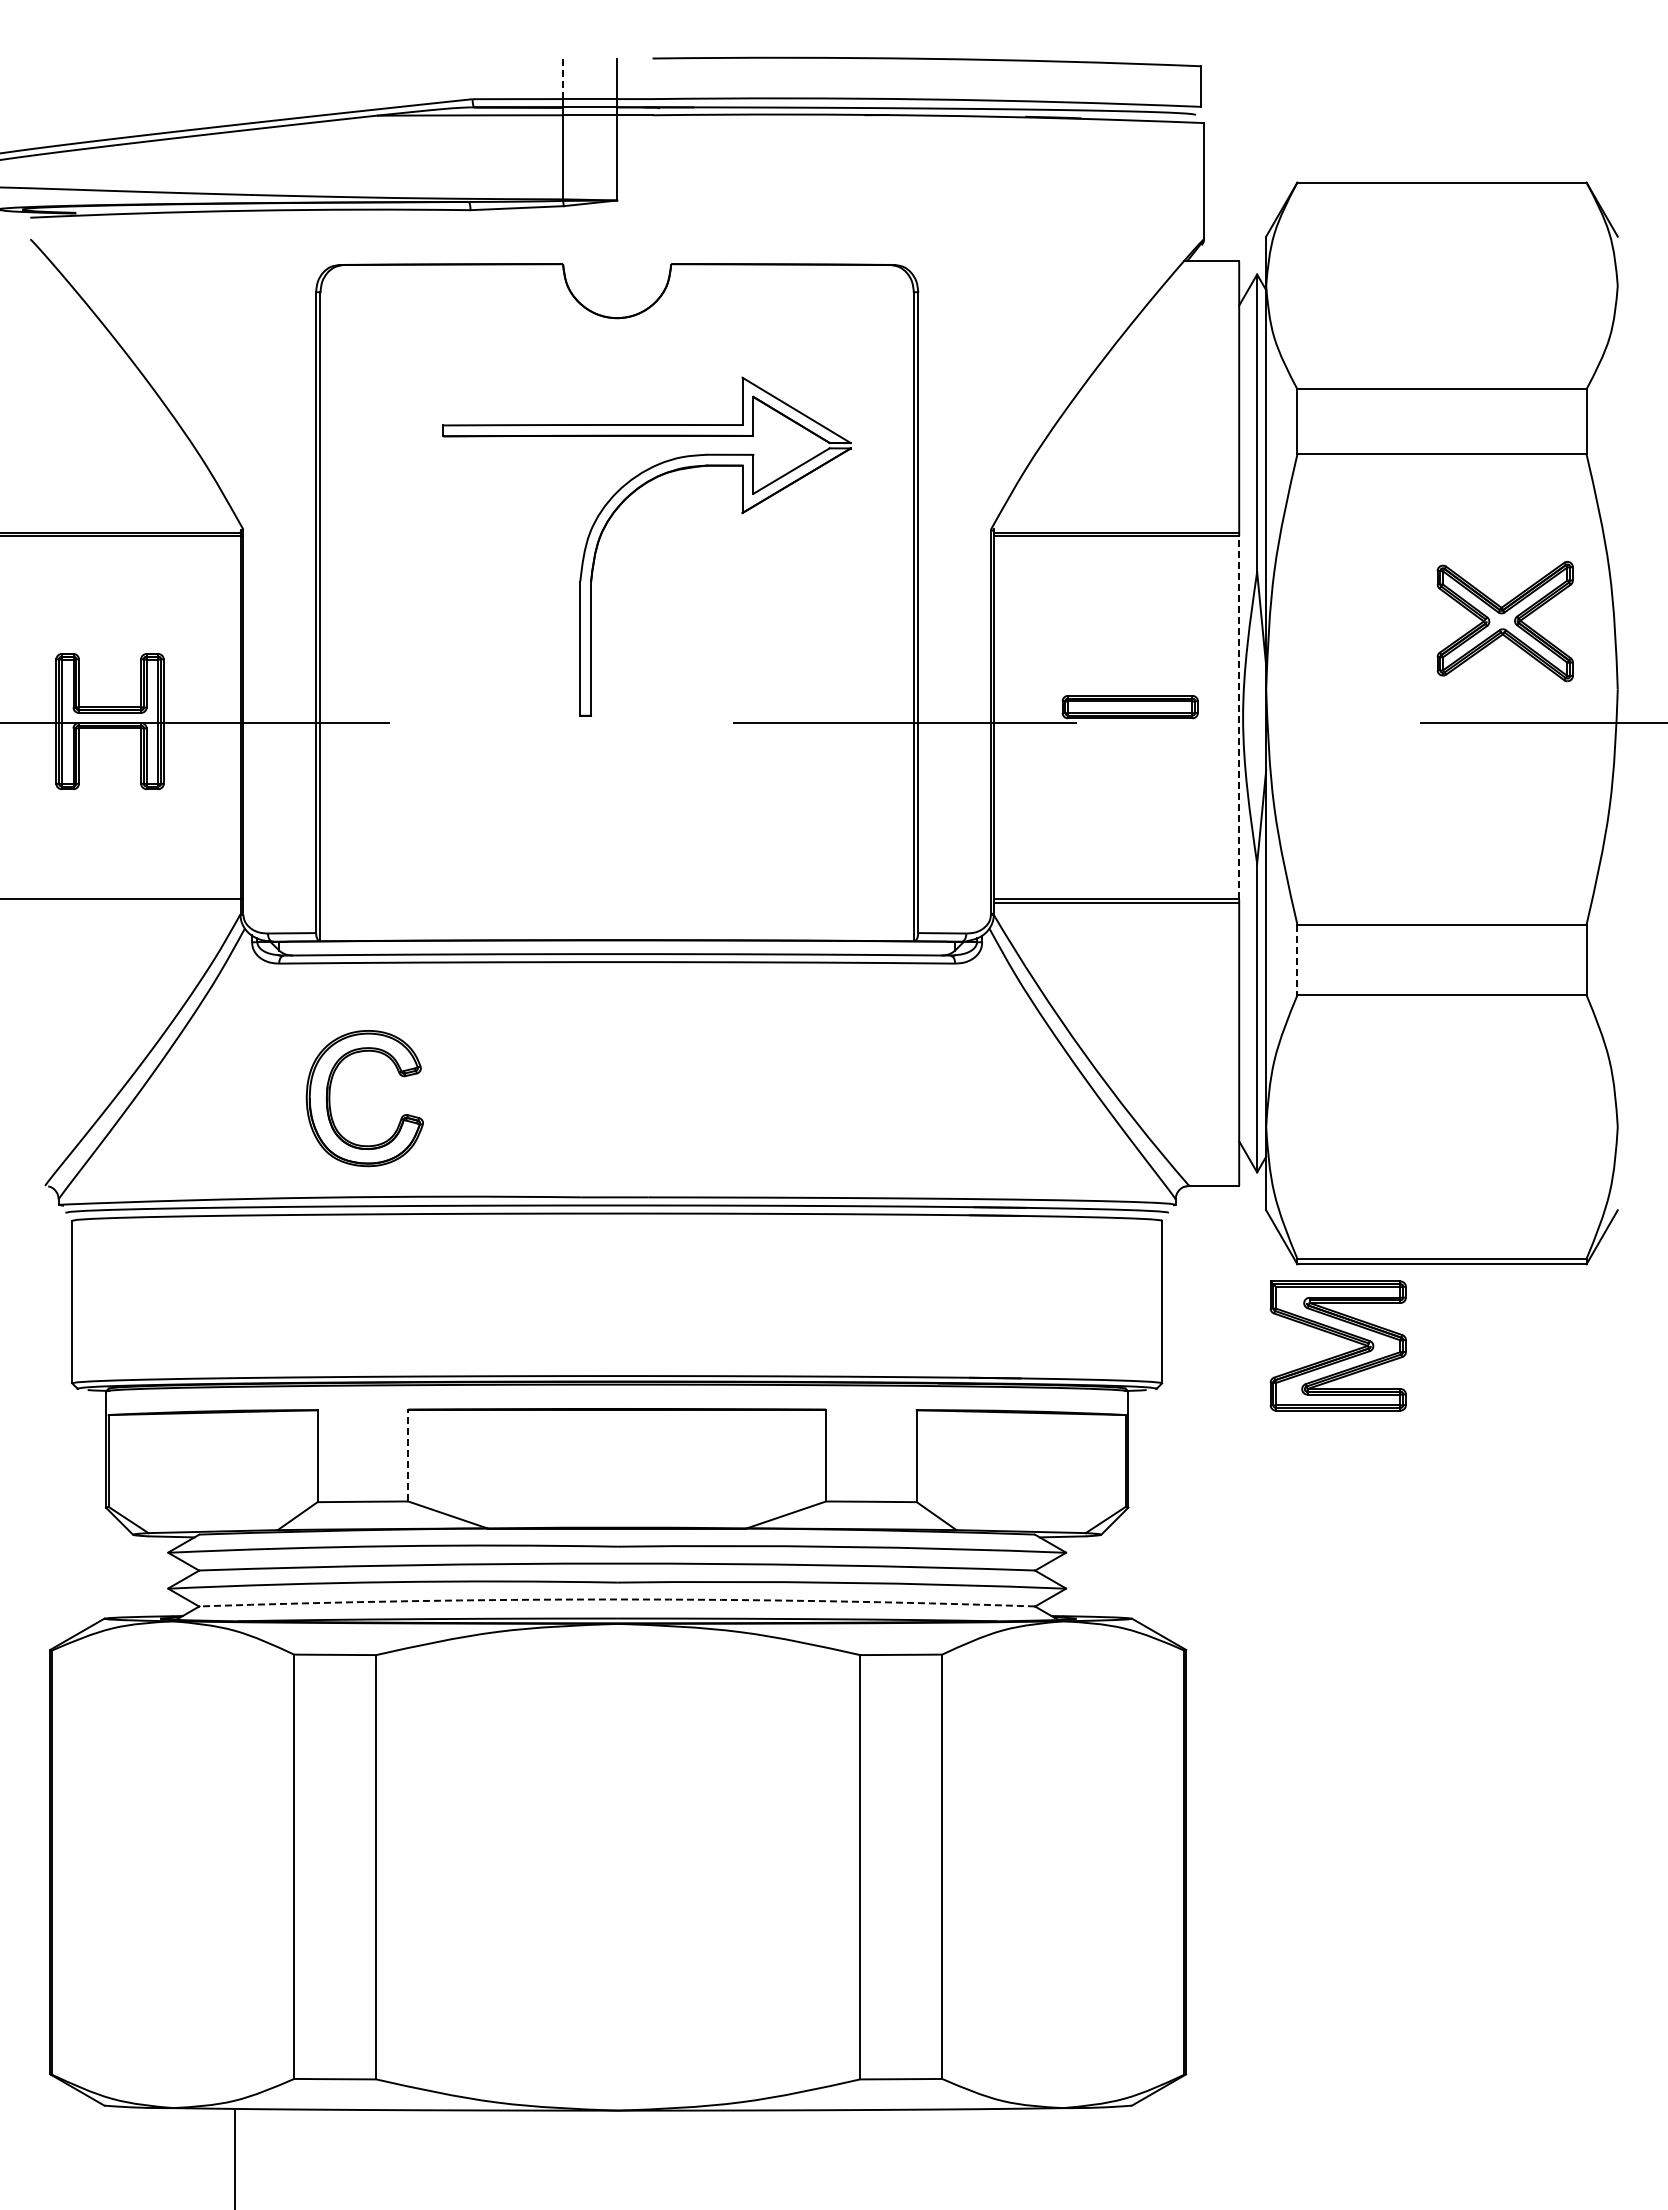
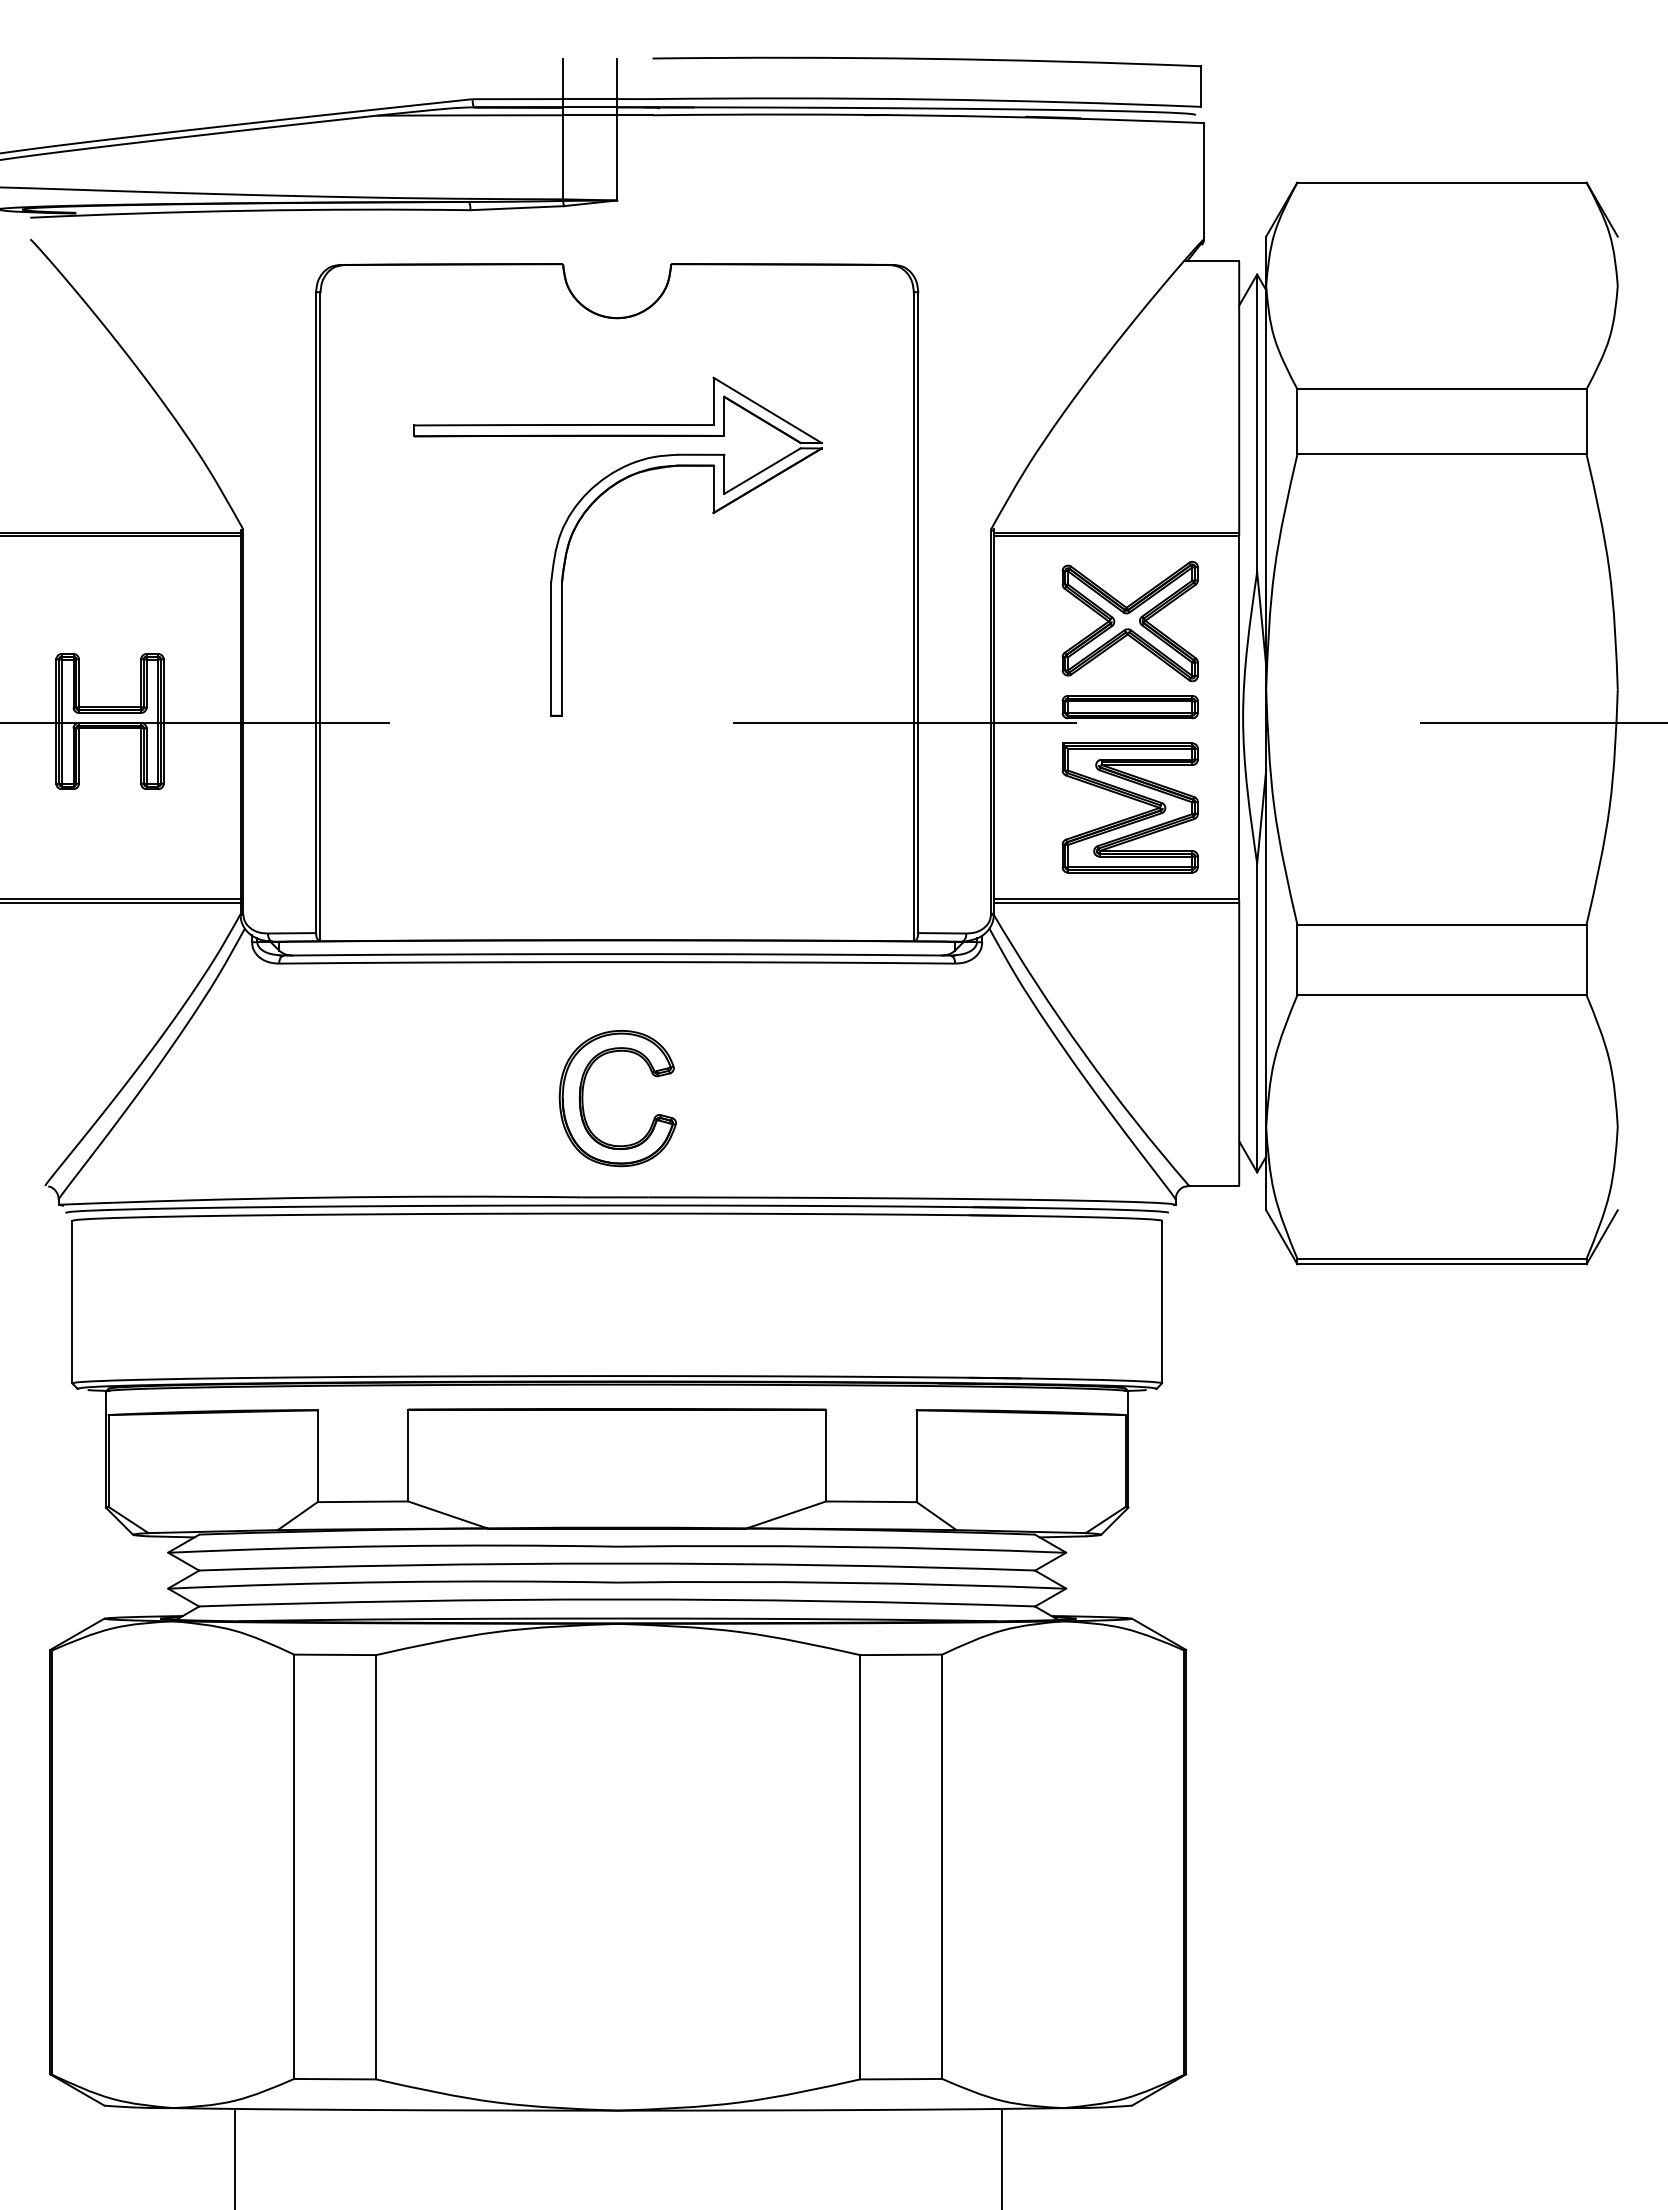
line: dashed -> solid (563, 79)
part position: (606, 526) -> (577, 526) (577, 526)
part position: (1504, 621) -> (1129, 621) (1129, 621)
line: dashed -> solid (1239, 717)
line: none -> present (121, 902)
line: dashed -> solid (1297, 960)
part position: (330, 1098) -> (583, 1098) (583, 1098)
part position: (1339, 1337) -> (1131, 799) (1131, 799)
line: dashed -> solid (408, 1455)
arc: dashed -> solid (617, 1599)
line: none -> present (1001, 2157)
